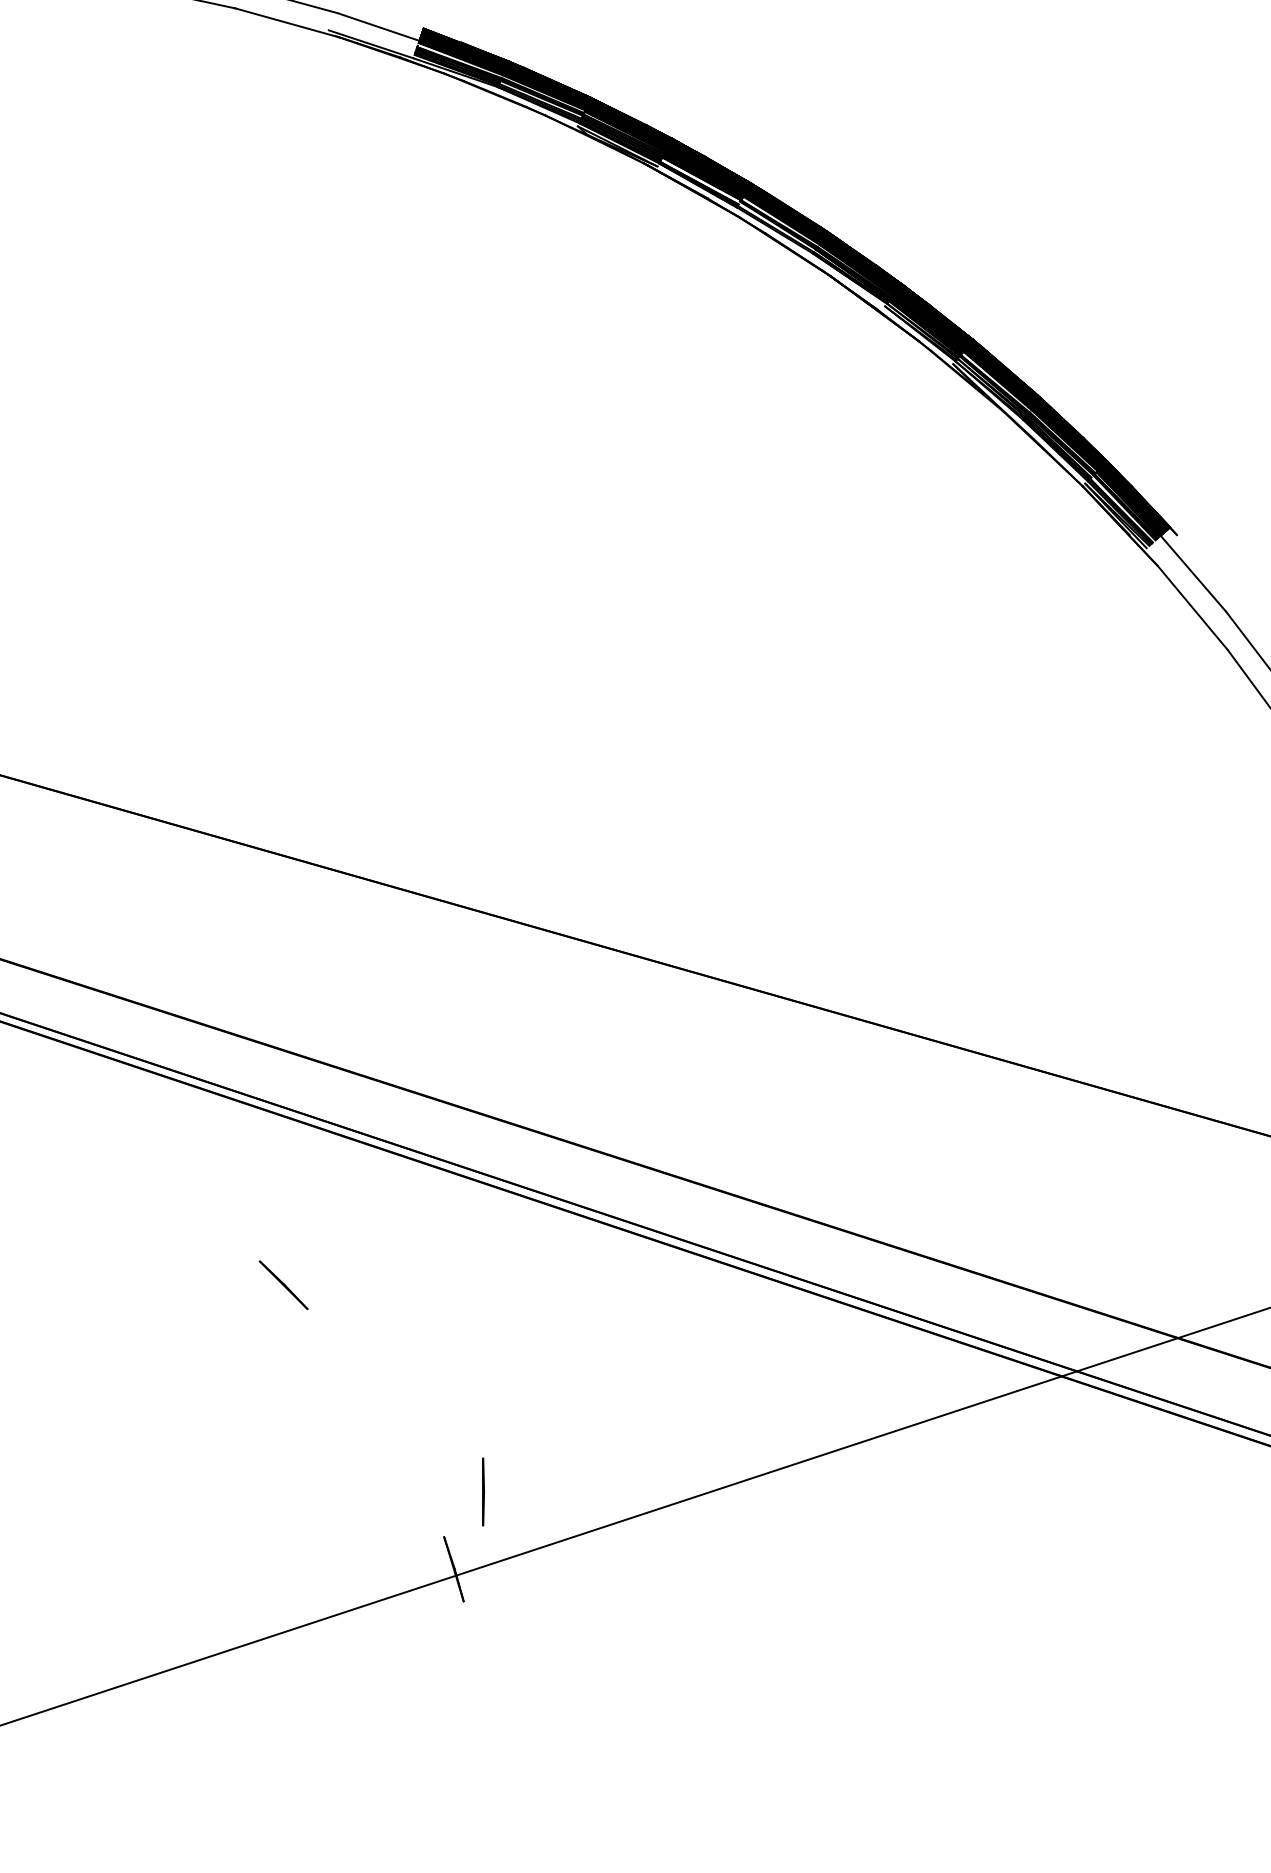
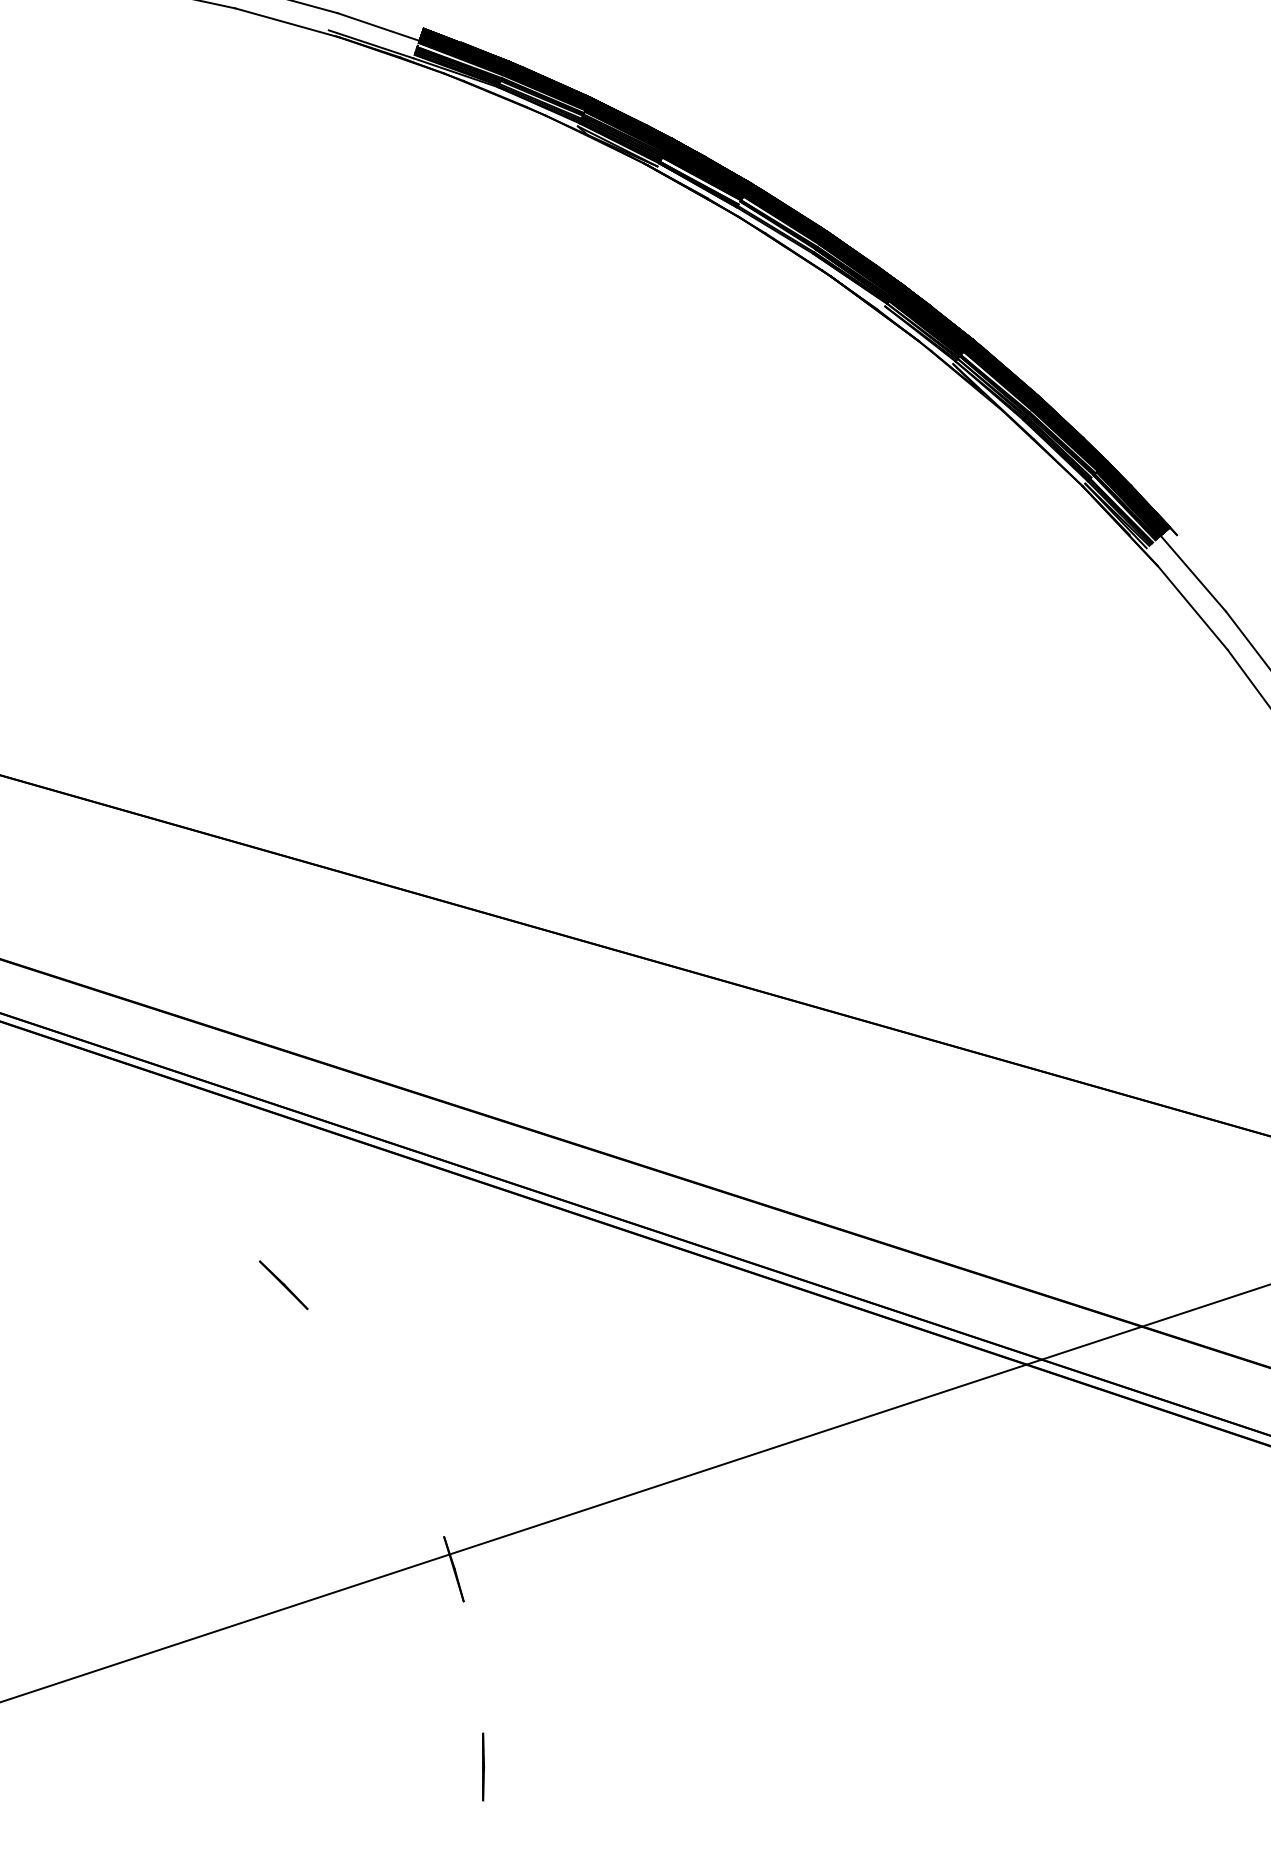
line position: (483, 1491) -> (483, 1766) (483, 1766)
line position: (634, 1516) -> (634, 1493) (634, 1493)
